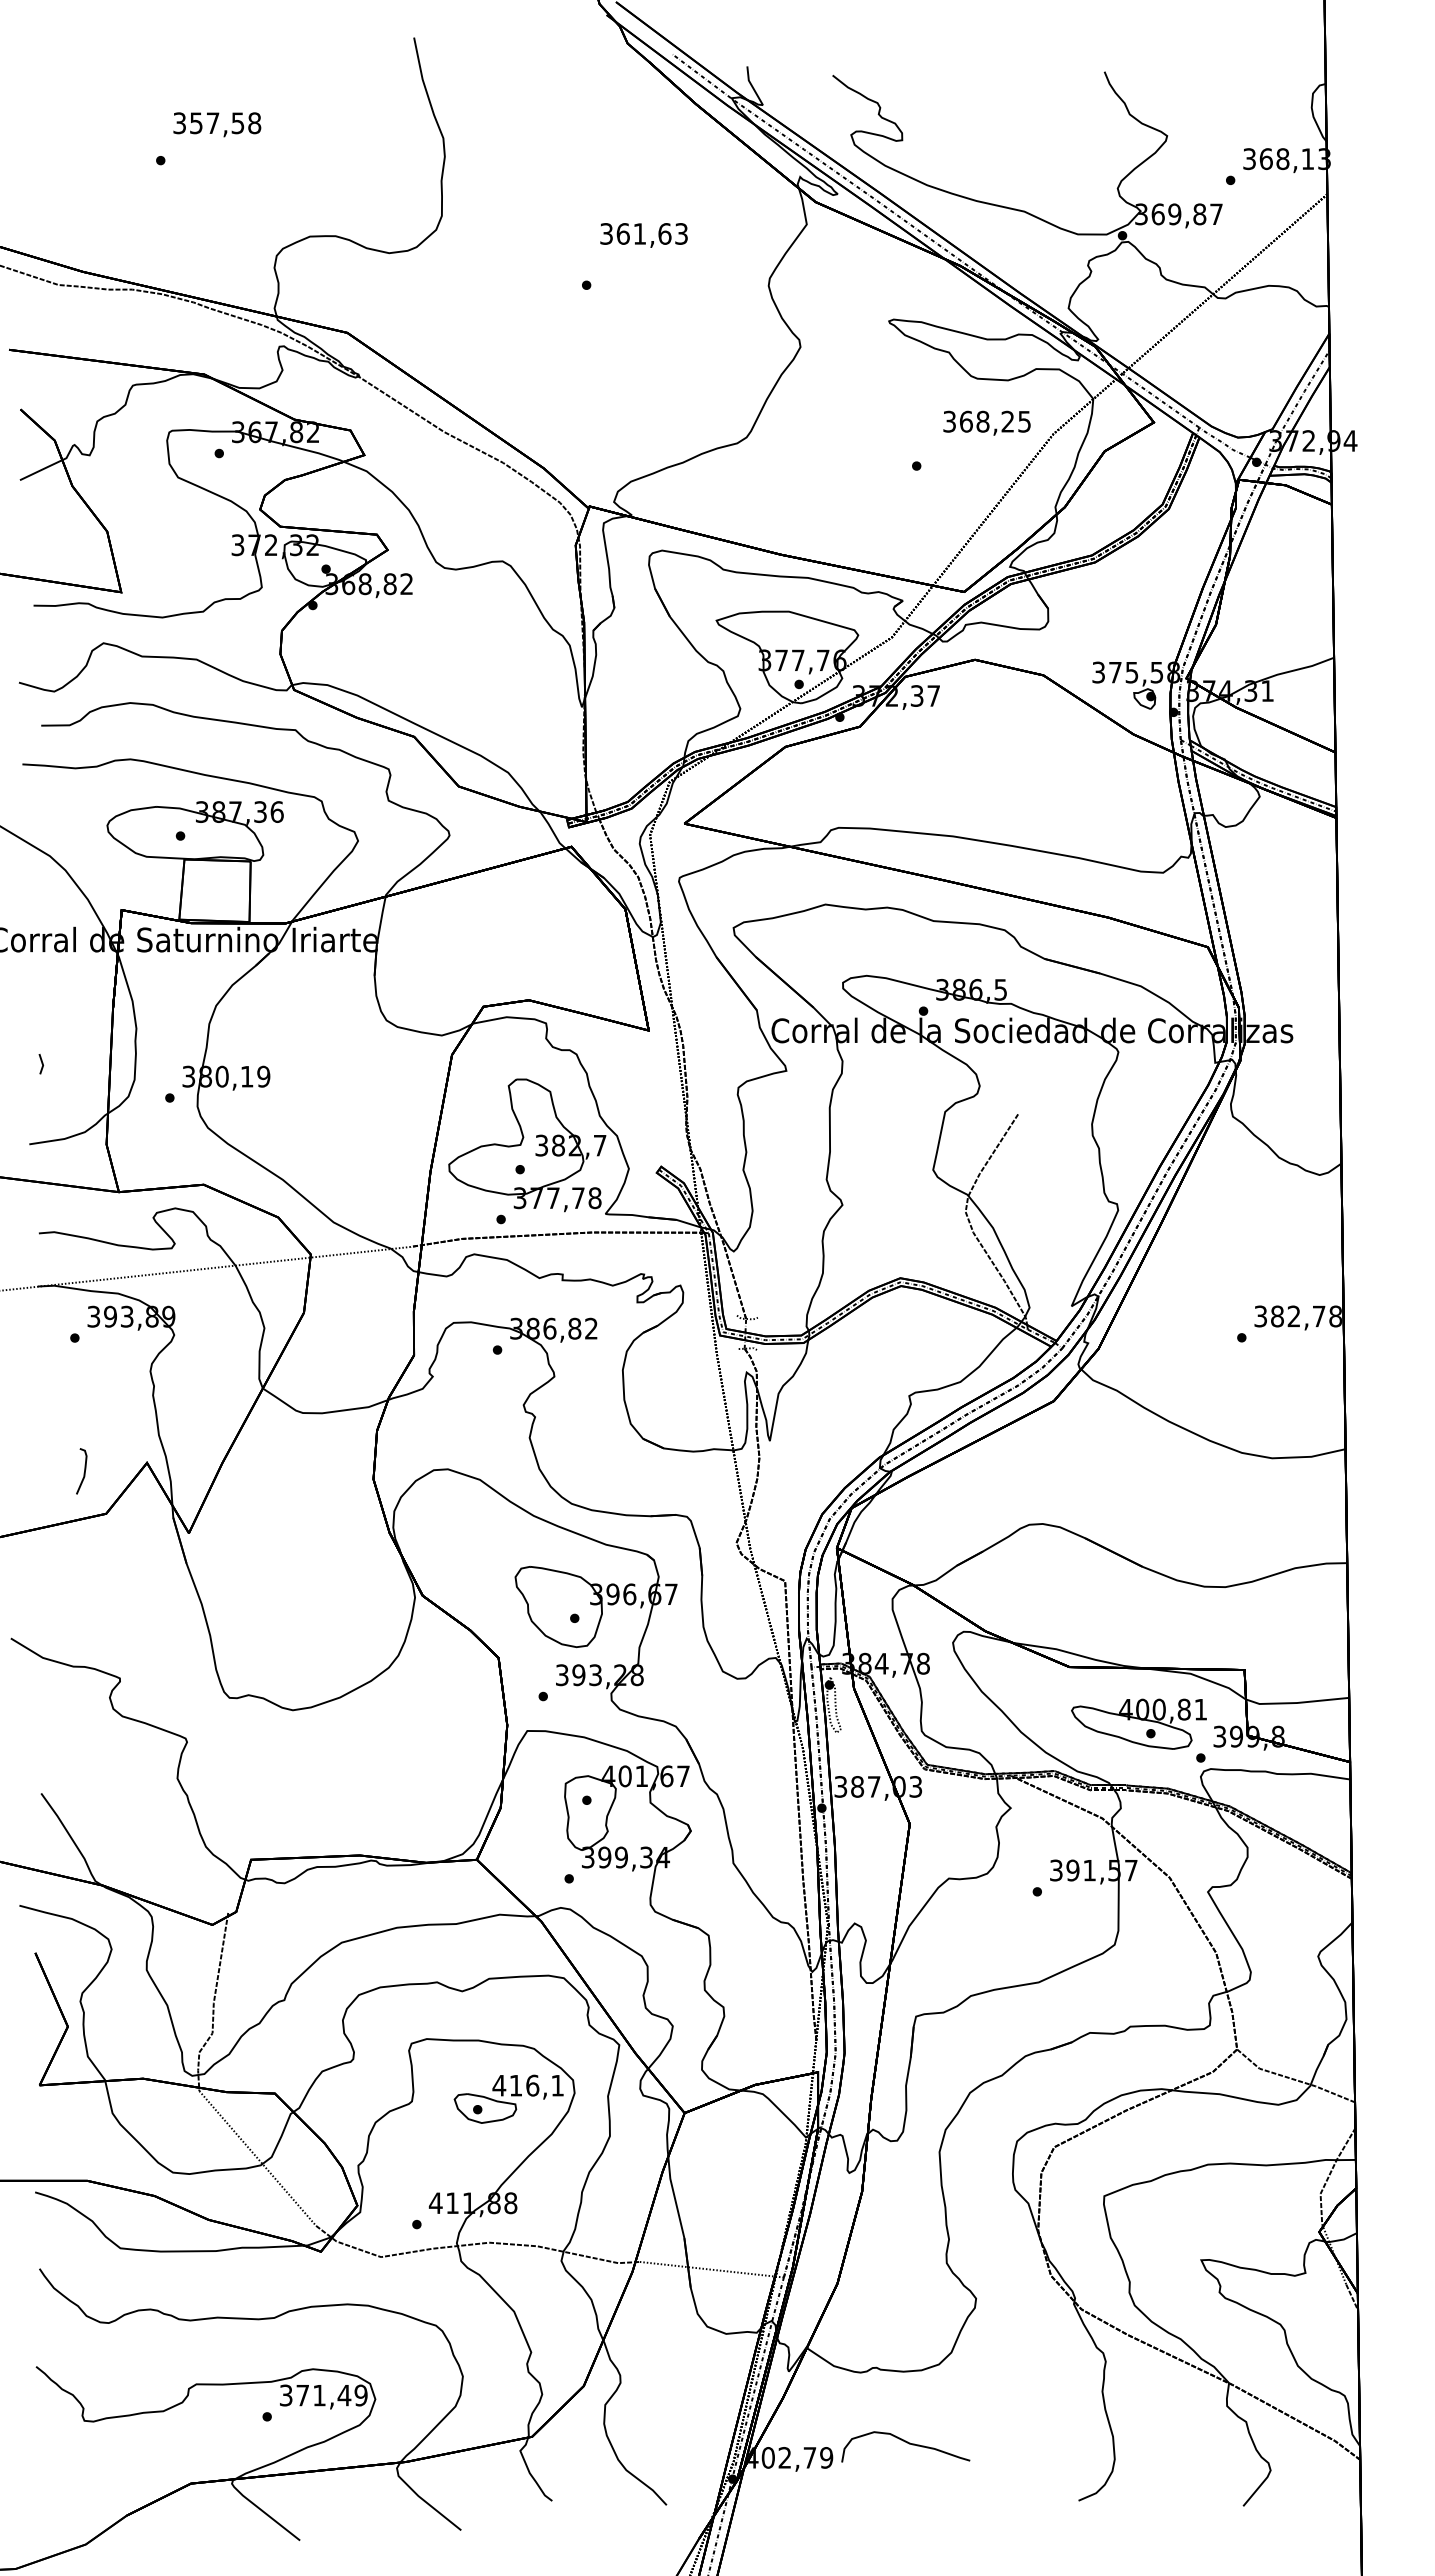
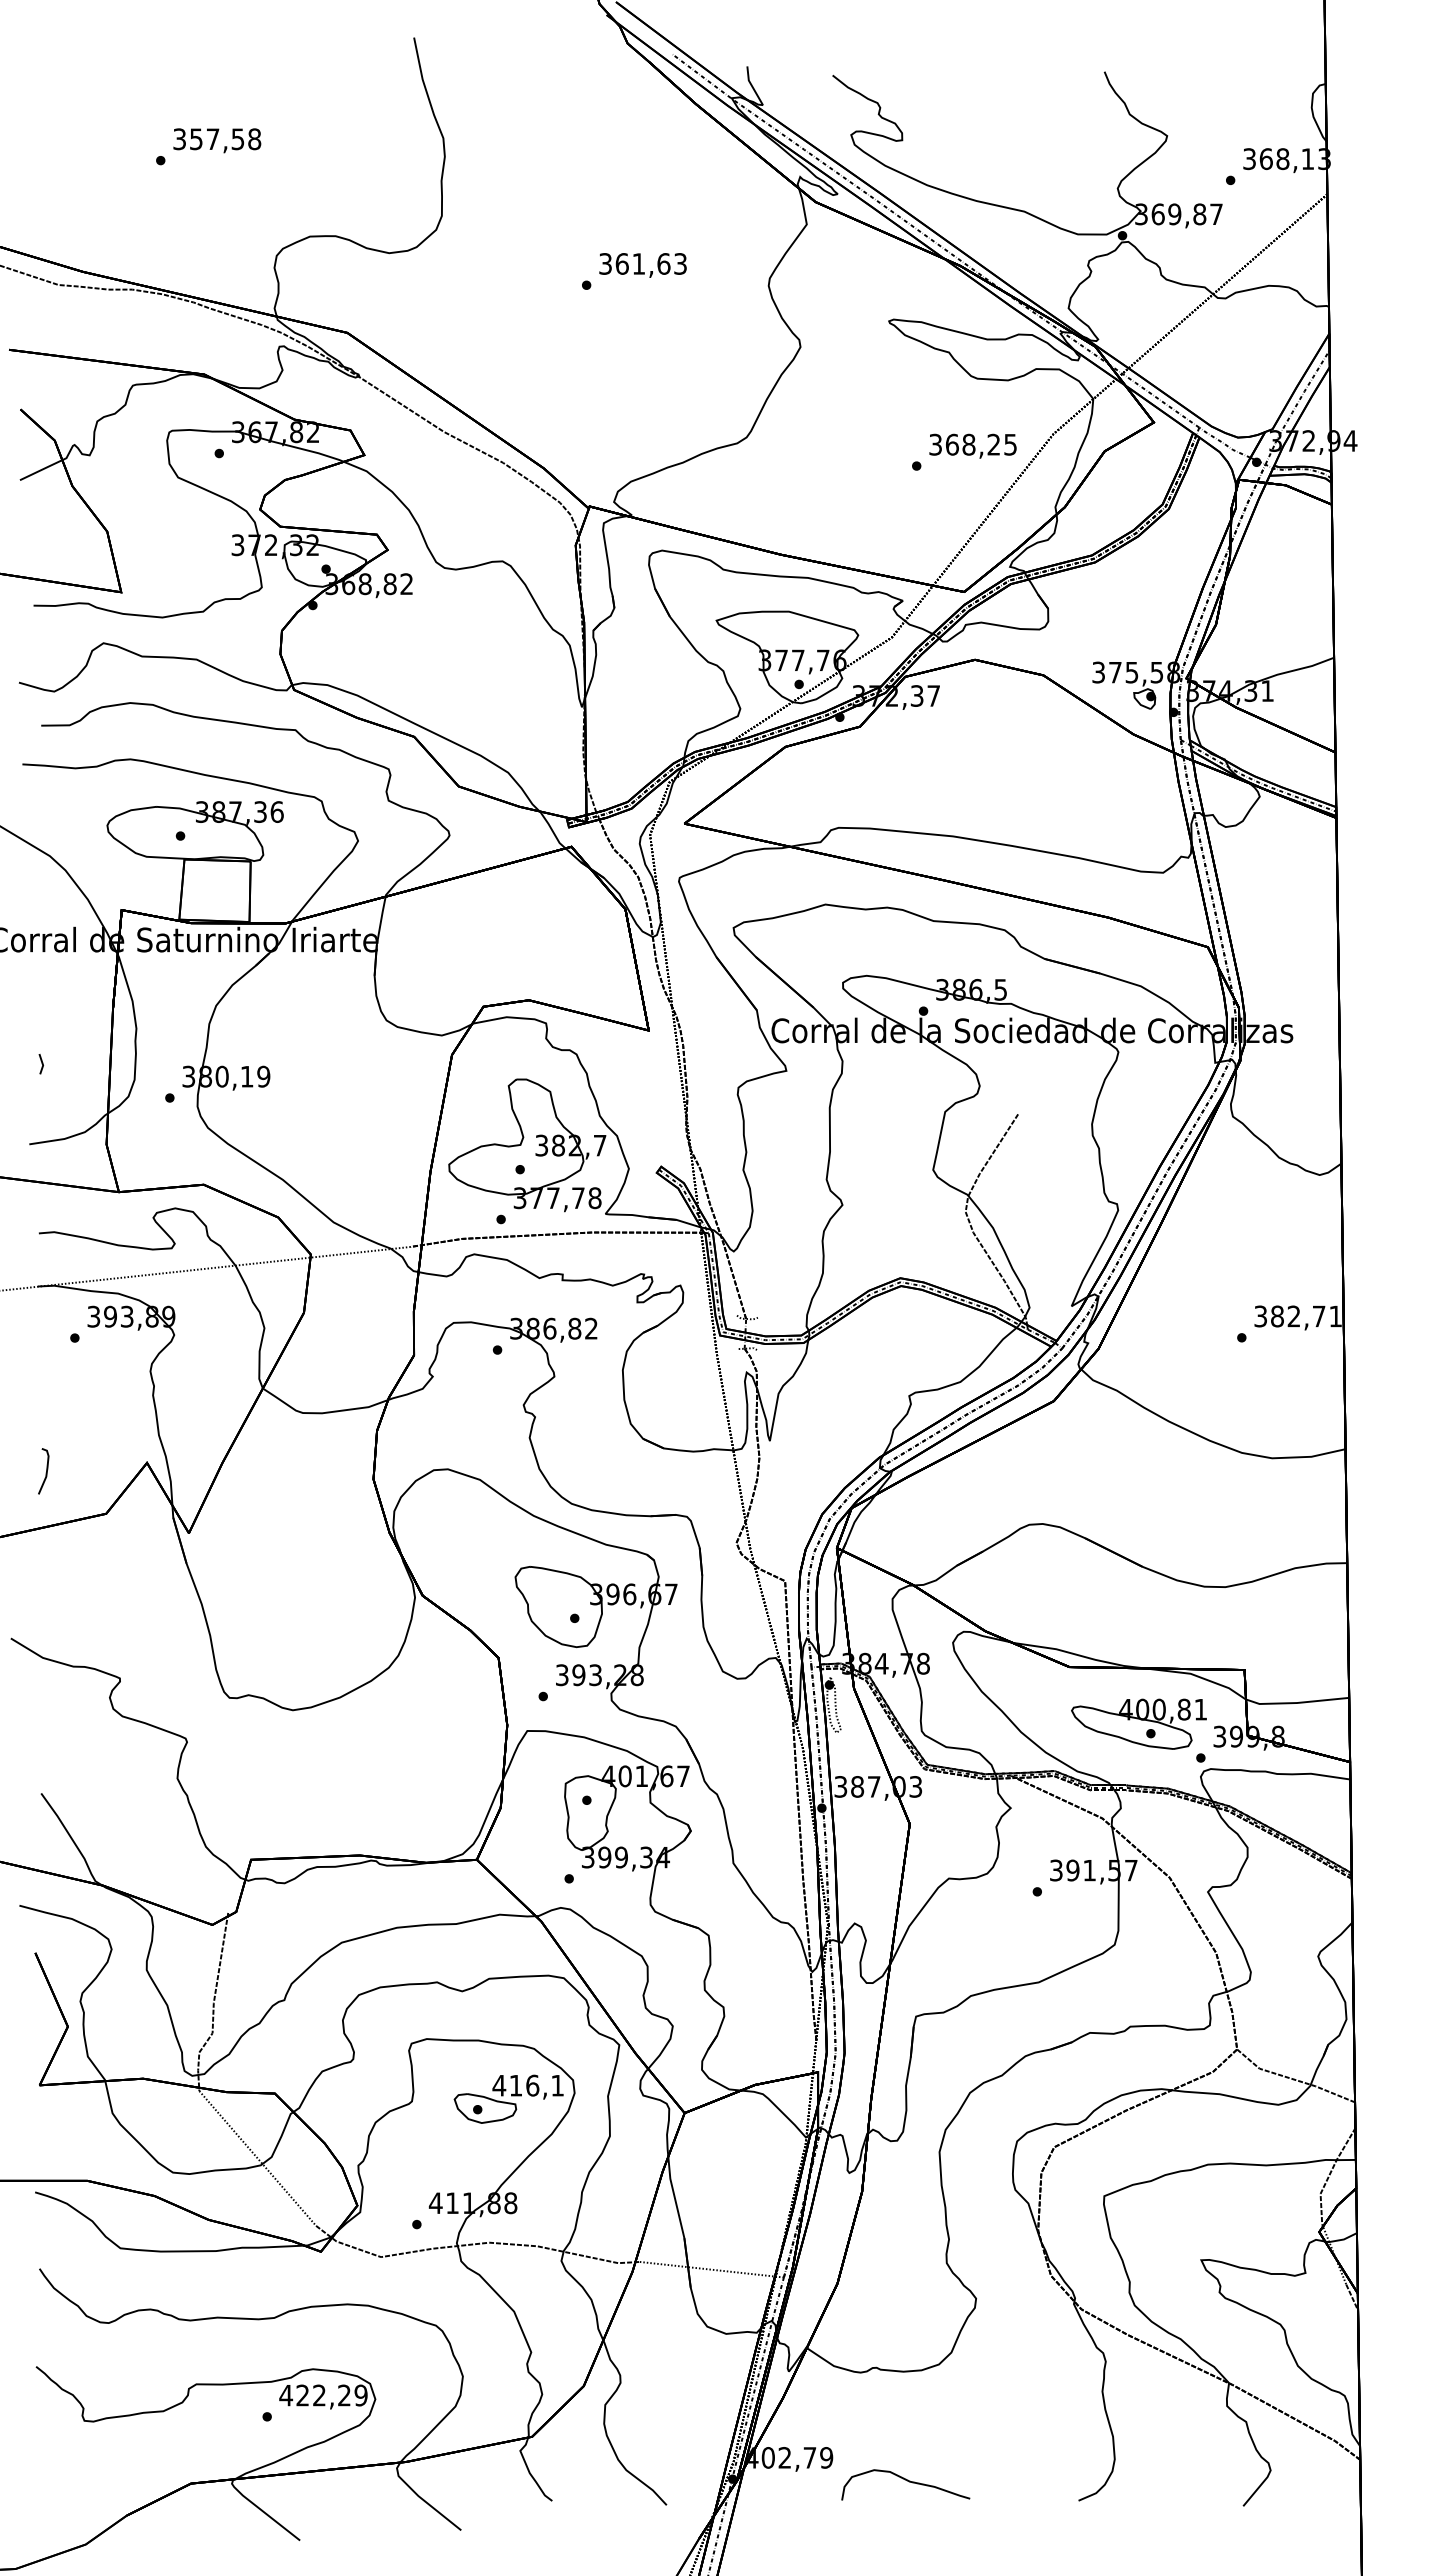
text position: (217, 124) -> (217, 140) (217, 140)
text position: (643, 235) -> (642, 265) (642, 265)
text position: (986, 422) -> (972, 445) (972, 445)
text: 382,78 -> 382,71 (1335, 1316)
curve position: (83, 1473) -> (45, 1473) (45, 1473)
text: 371,49 -> 422,29 (315, 2395)
curve position: (907, 2443) -> (907, 2481) (907, 2481)
